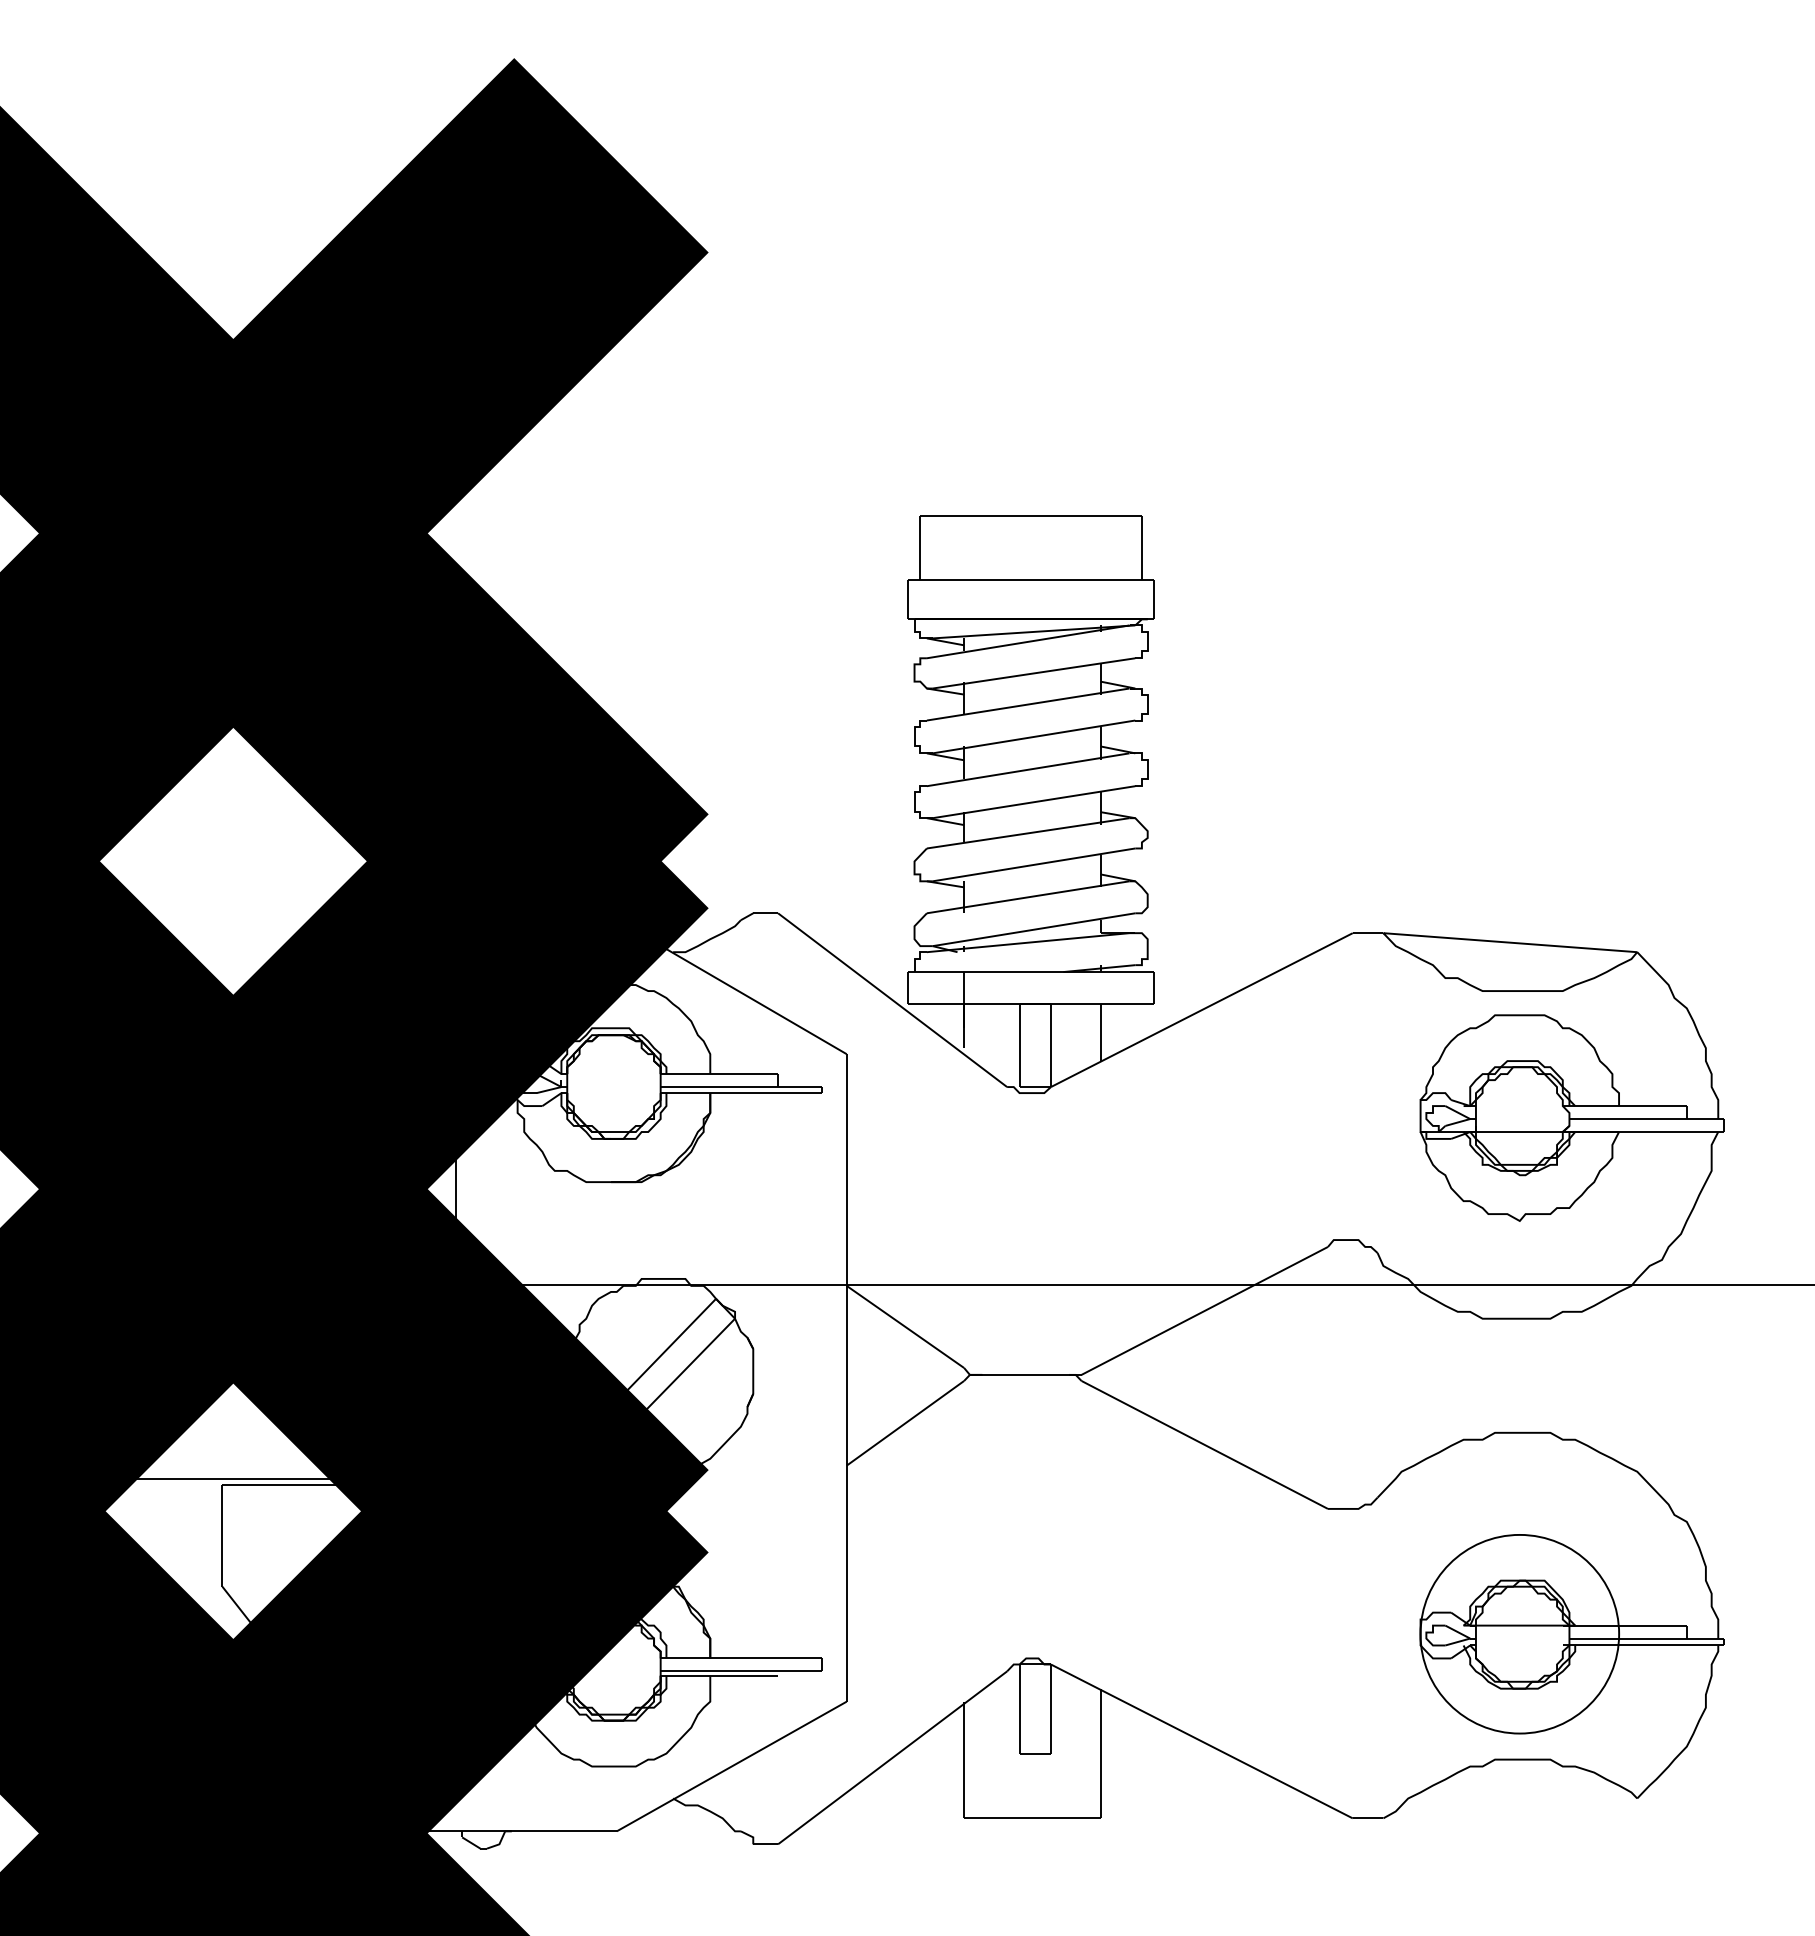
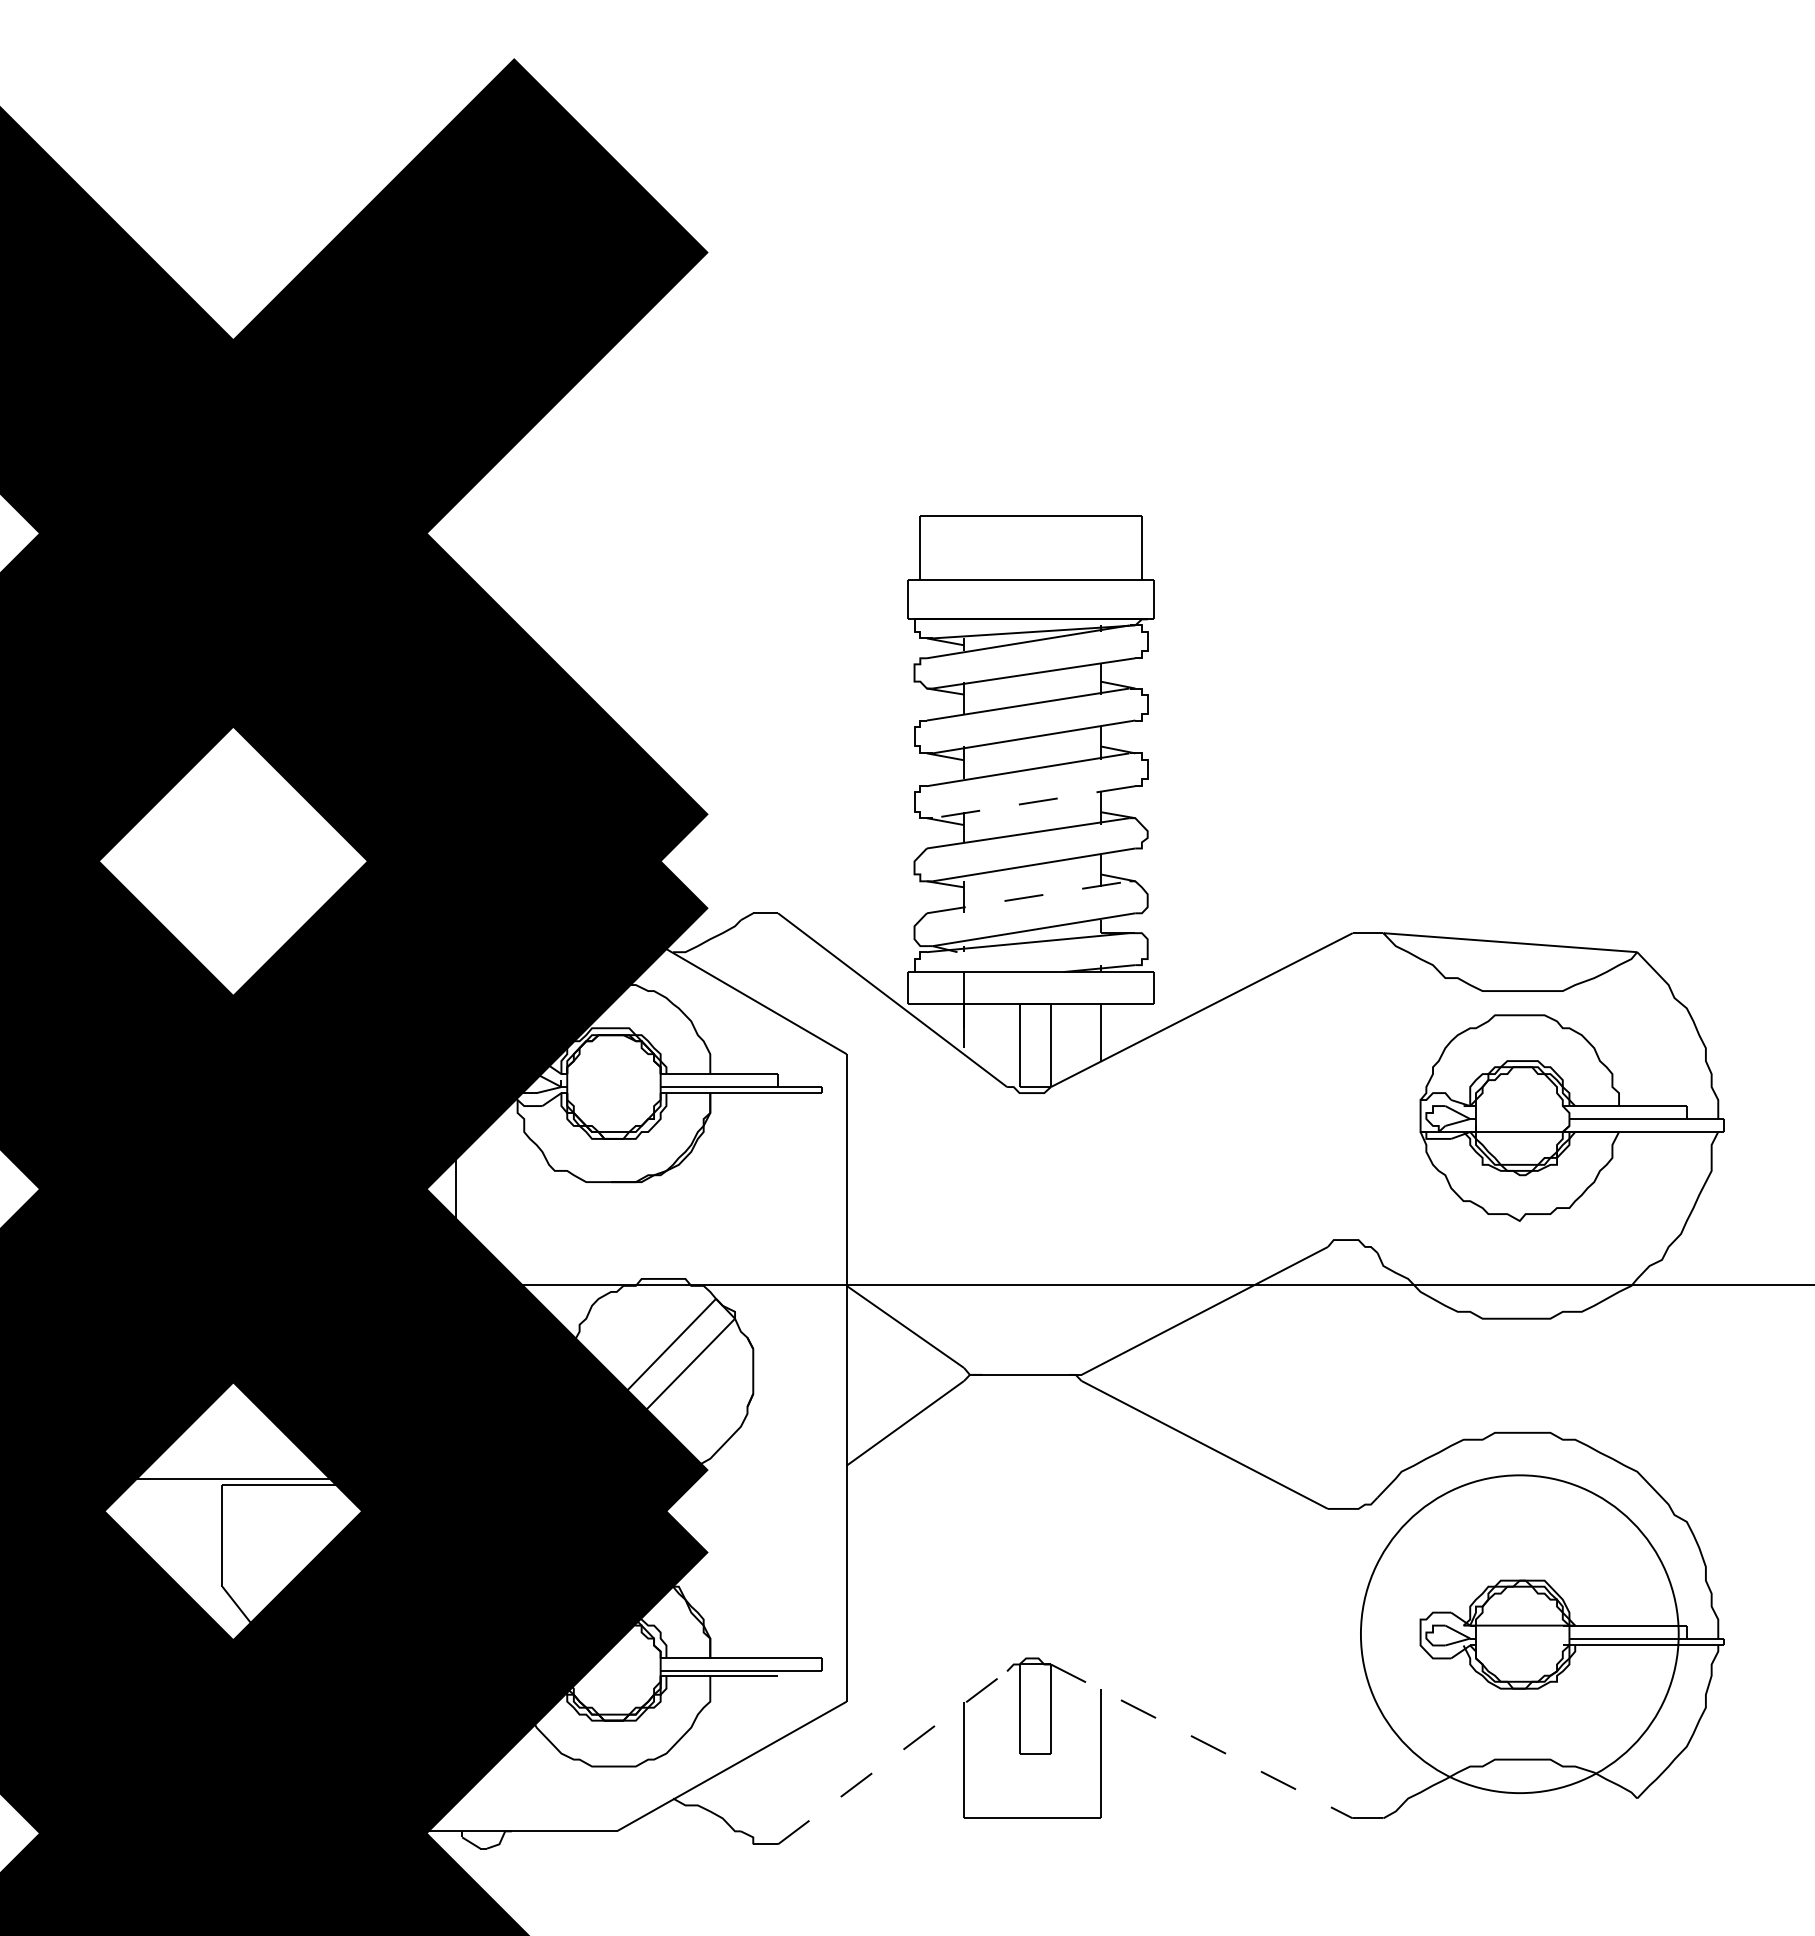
line: solid -> dashed (1034, 802)
line: solid -> dashed (1028, 897)
circle diameter: 199 px -> 318 px (1519, 1634)
line: solid -> dashed (1202, 1741)
line: solid -> dashed (893, 1757)
